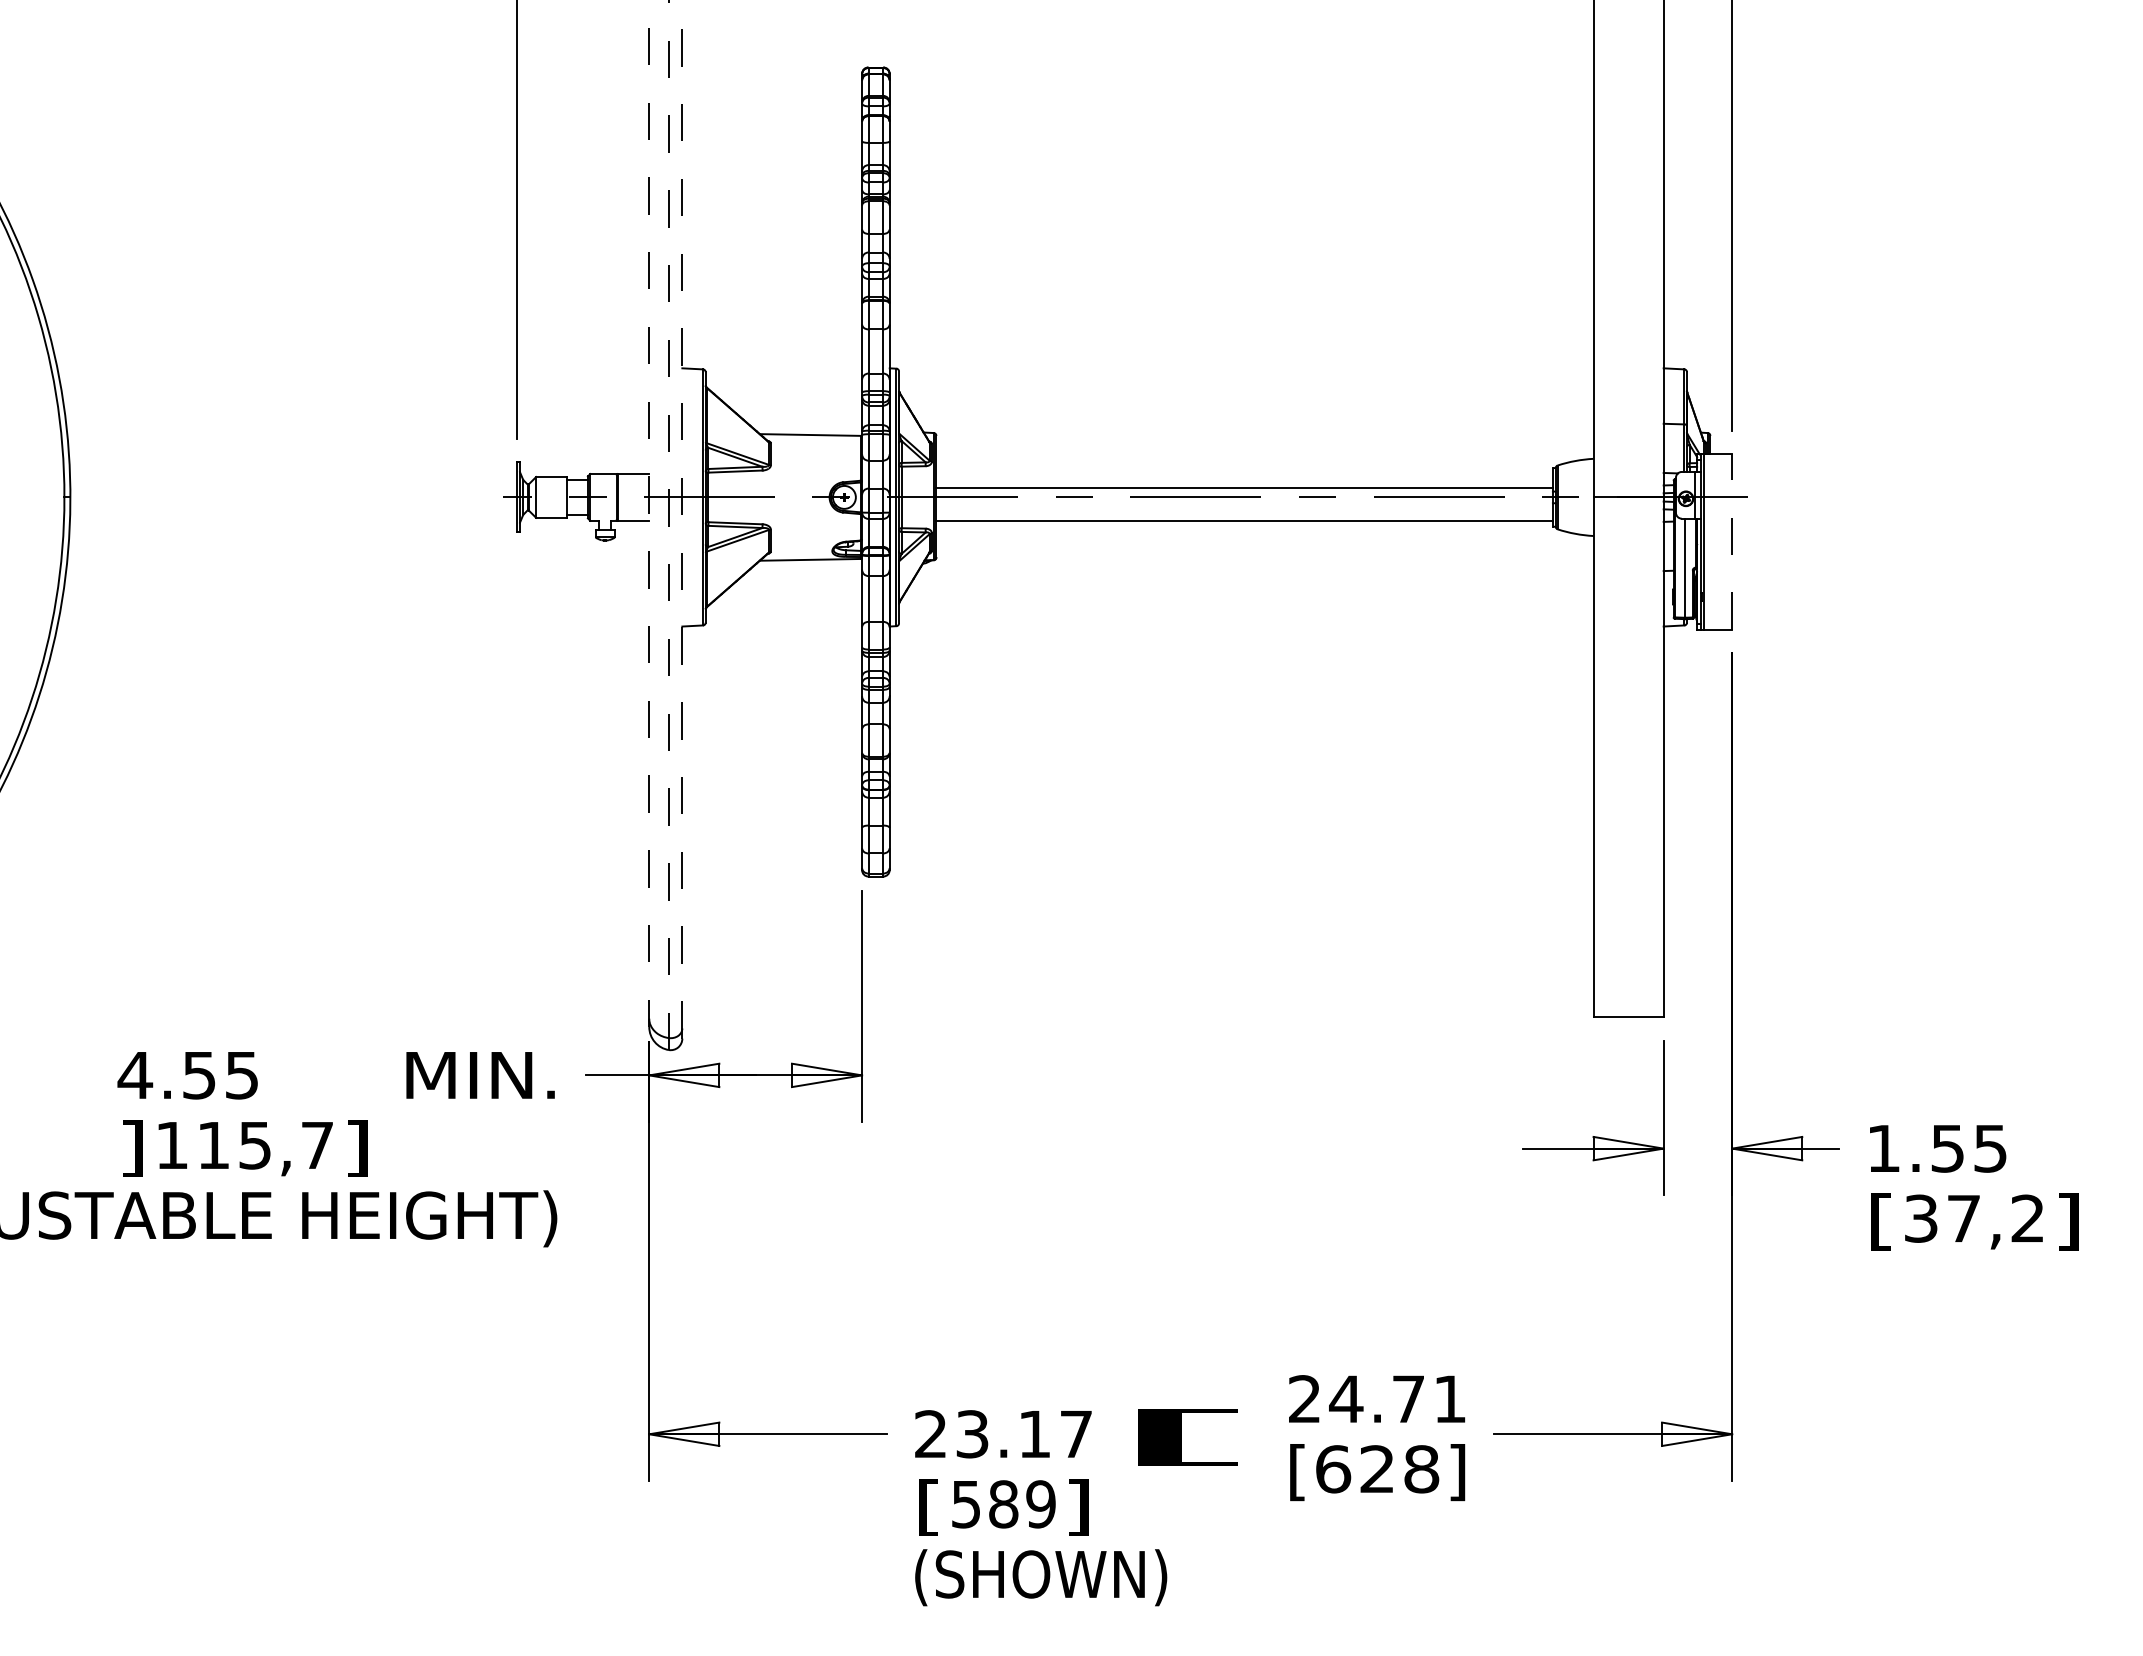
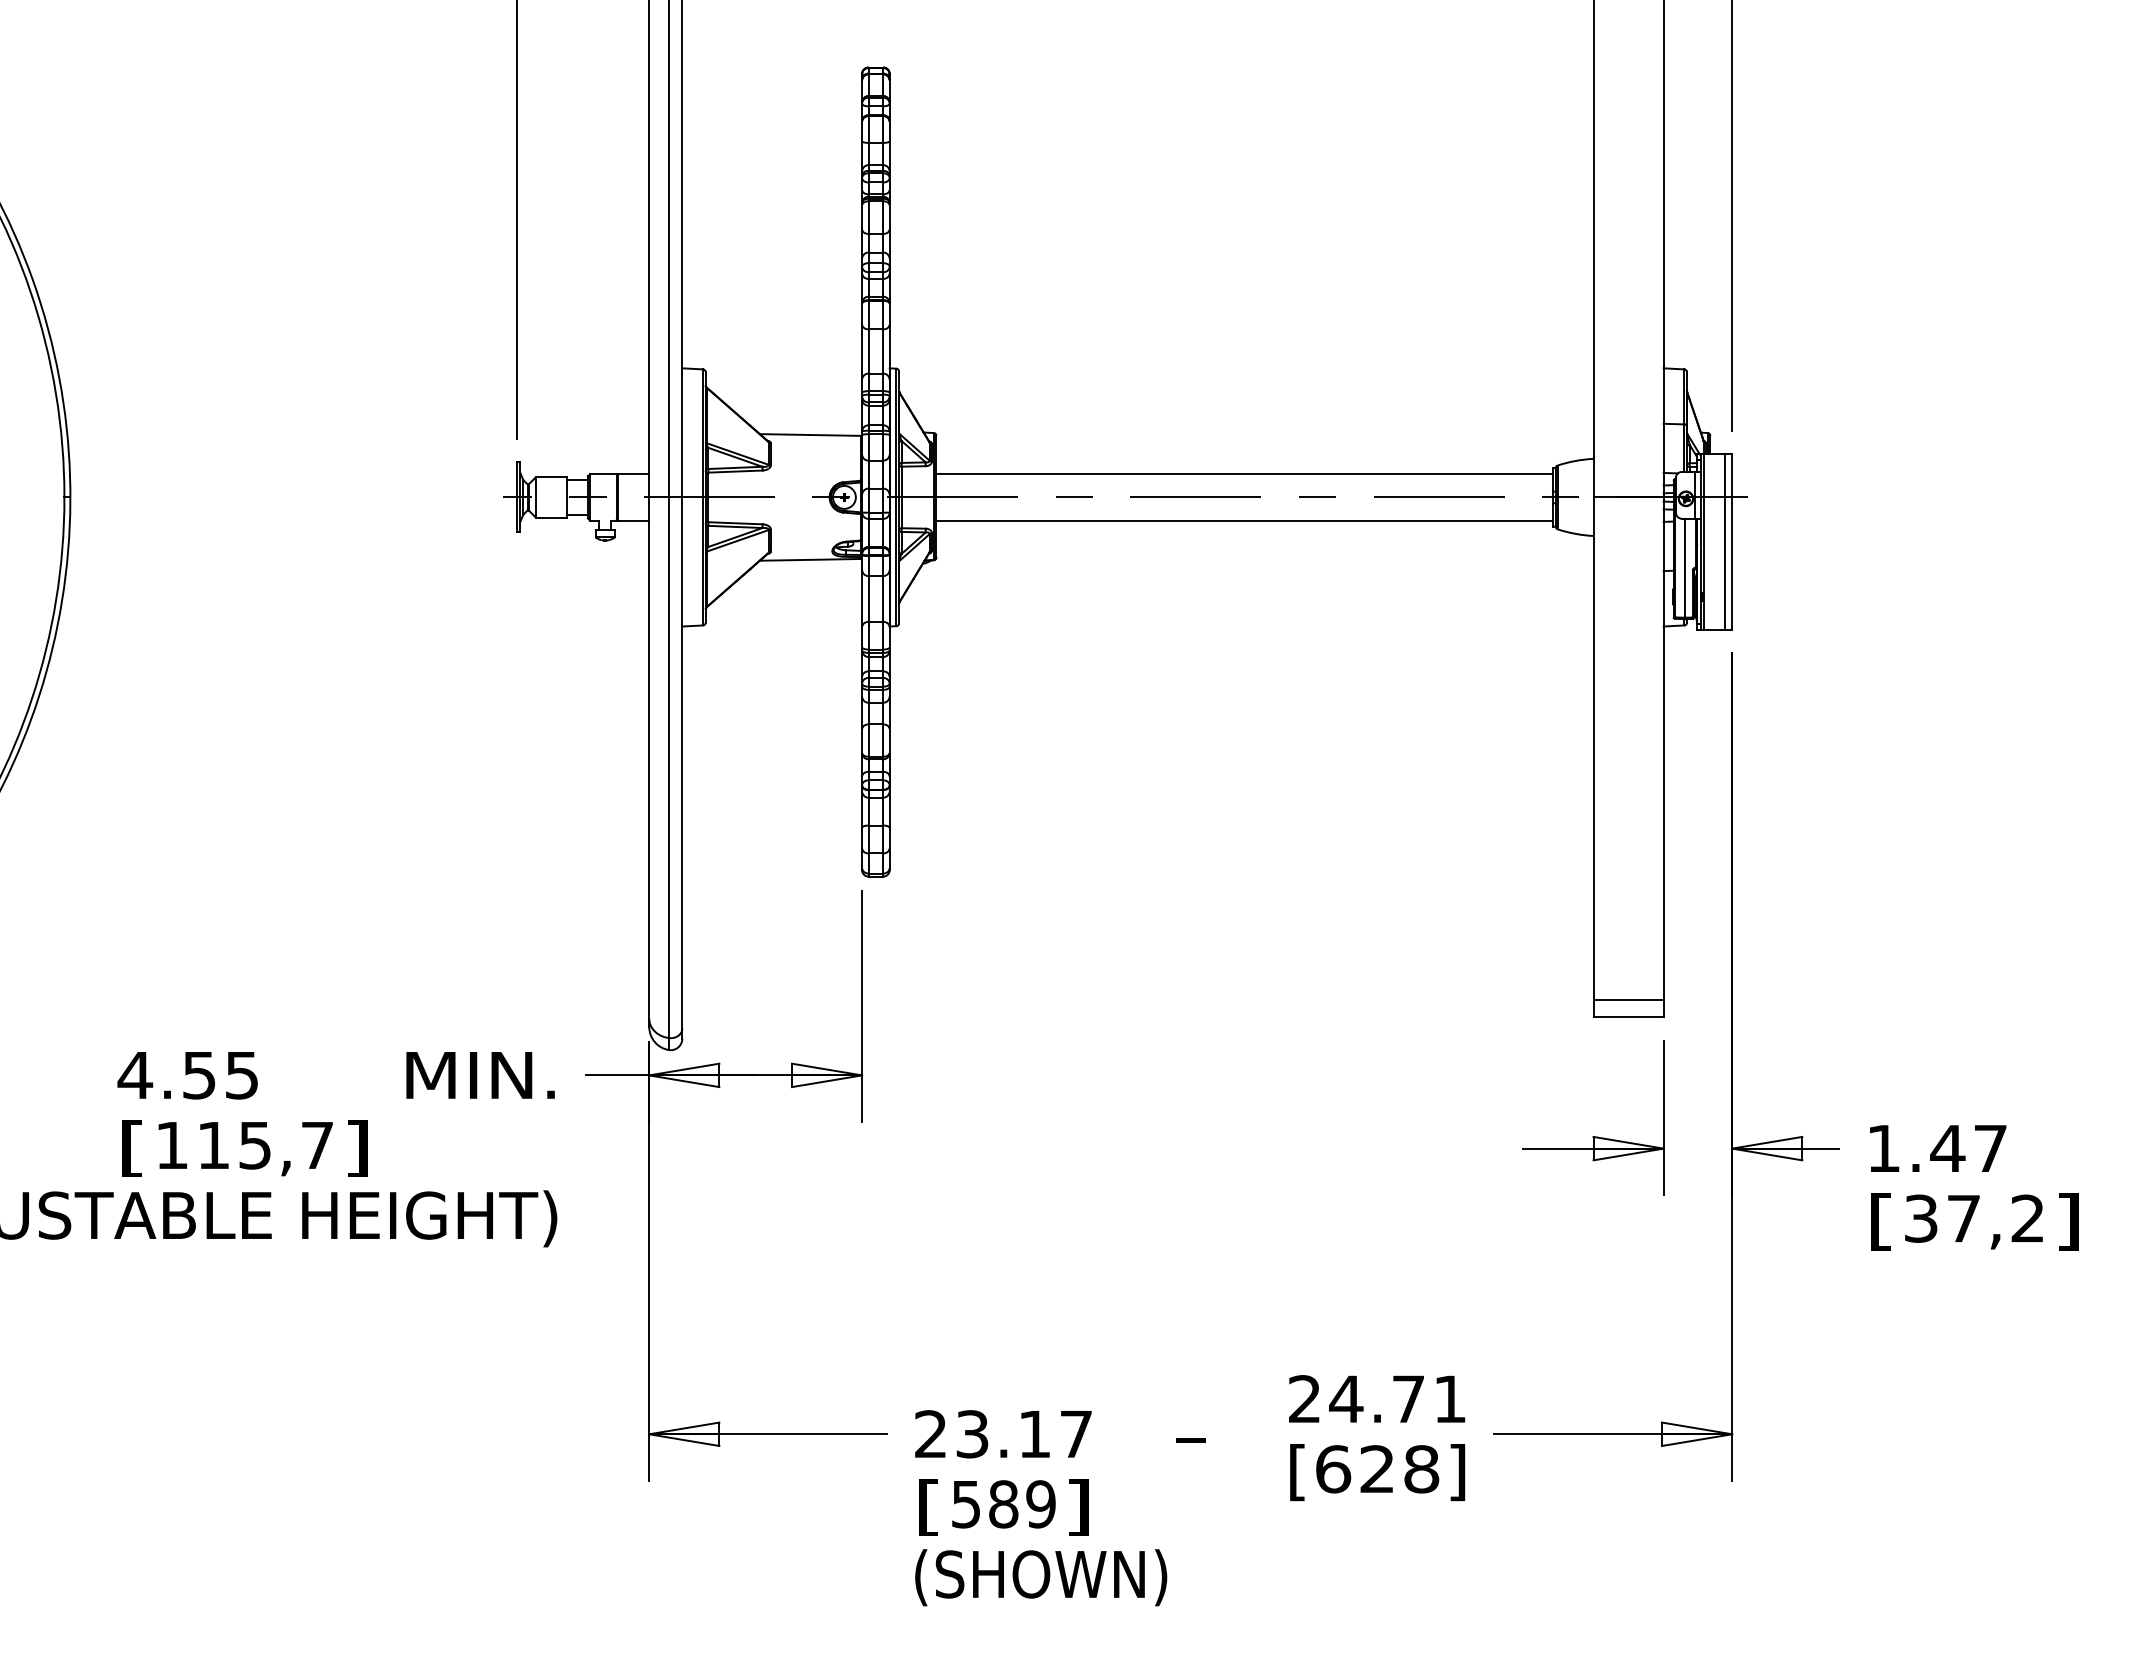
line position: (1244, 488) -> (1244, 474) (1244, 474)
line: dashed -> solid (649, 514)
line: dashed -> solid (682, 519)
line: dashed -> solid (668, 525)
line: none -> present (1725, 541)
line: dashed -> solid (1732, 542)
line: none -> present (1628, 1000)
text: ] -> [ (132, 1148)
text: 1.55 -> 1.47 (1968, 1148)
text: [ -> - (1187, 1437)
